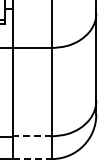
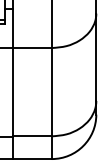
line: dashed -> solid (31, 136)
line: dashed -> solid (32, 159)
